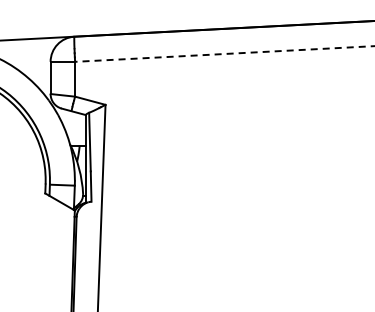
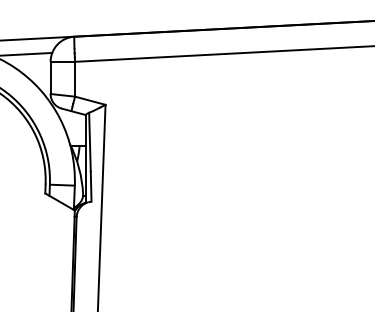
line: none -> present (27, 53)
line: dashed -> solid (224, 54)
